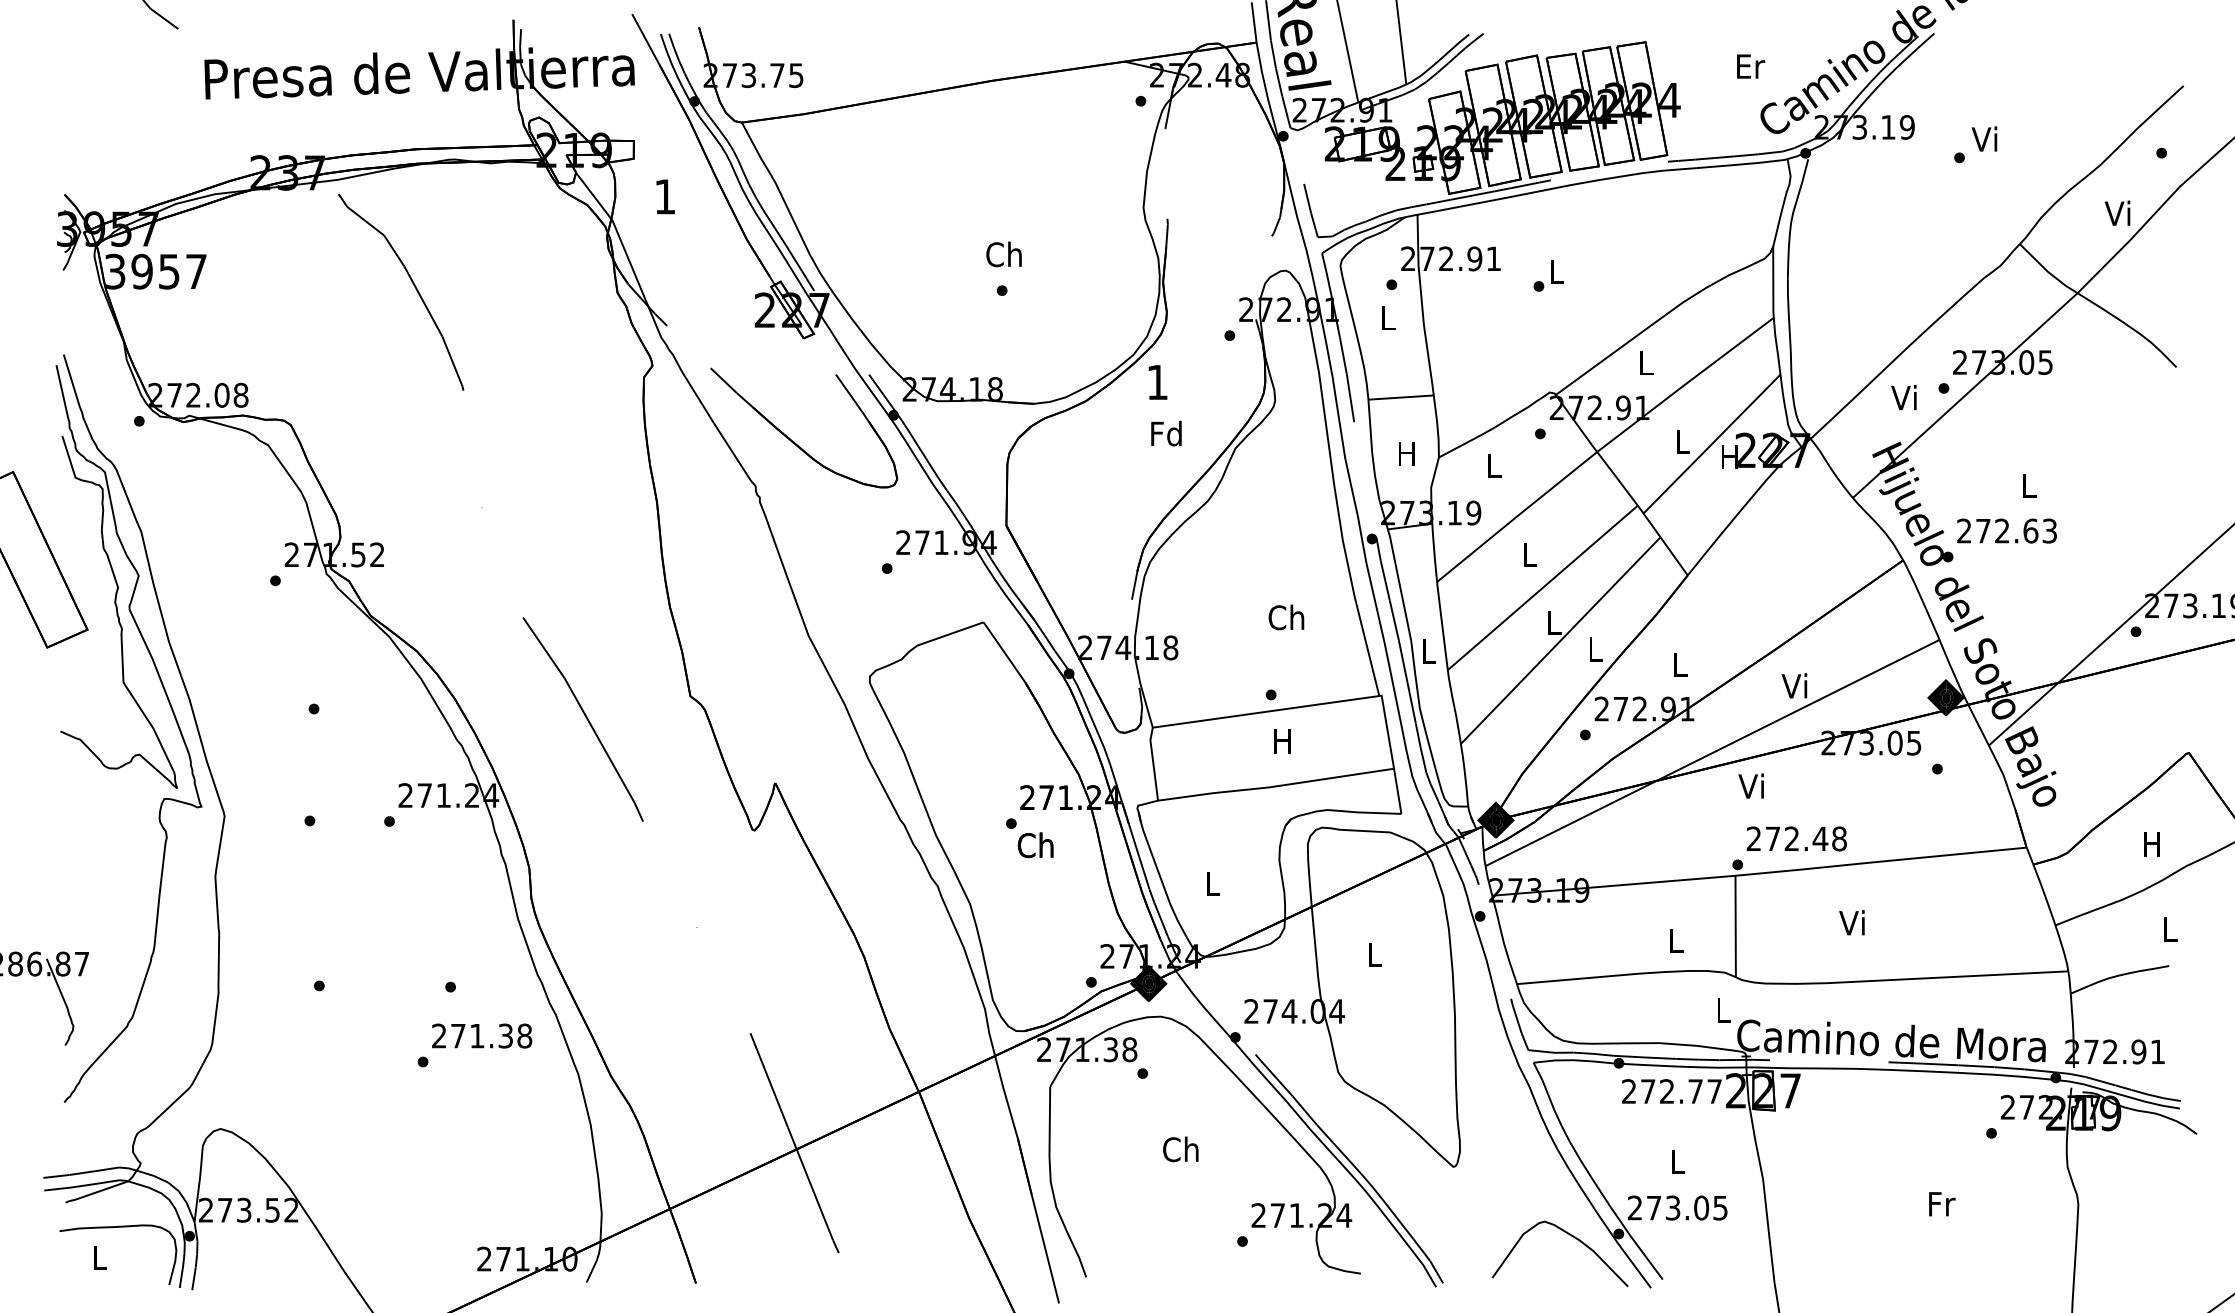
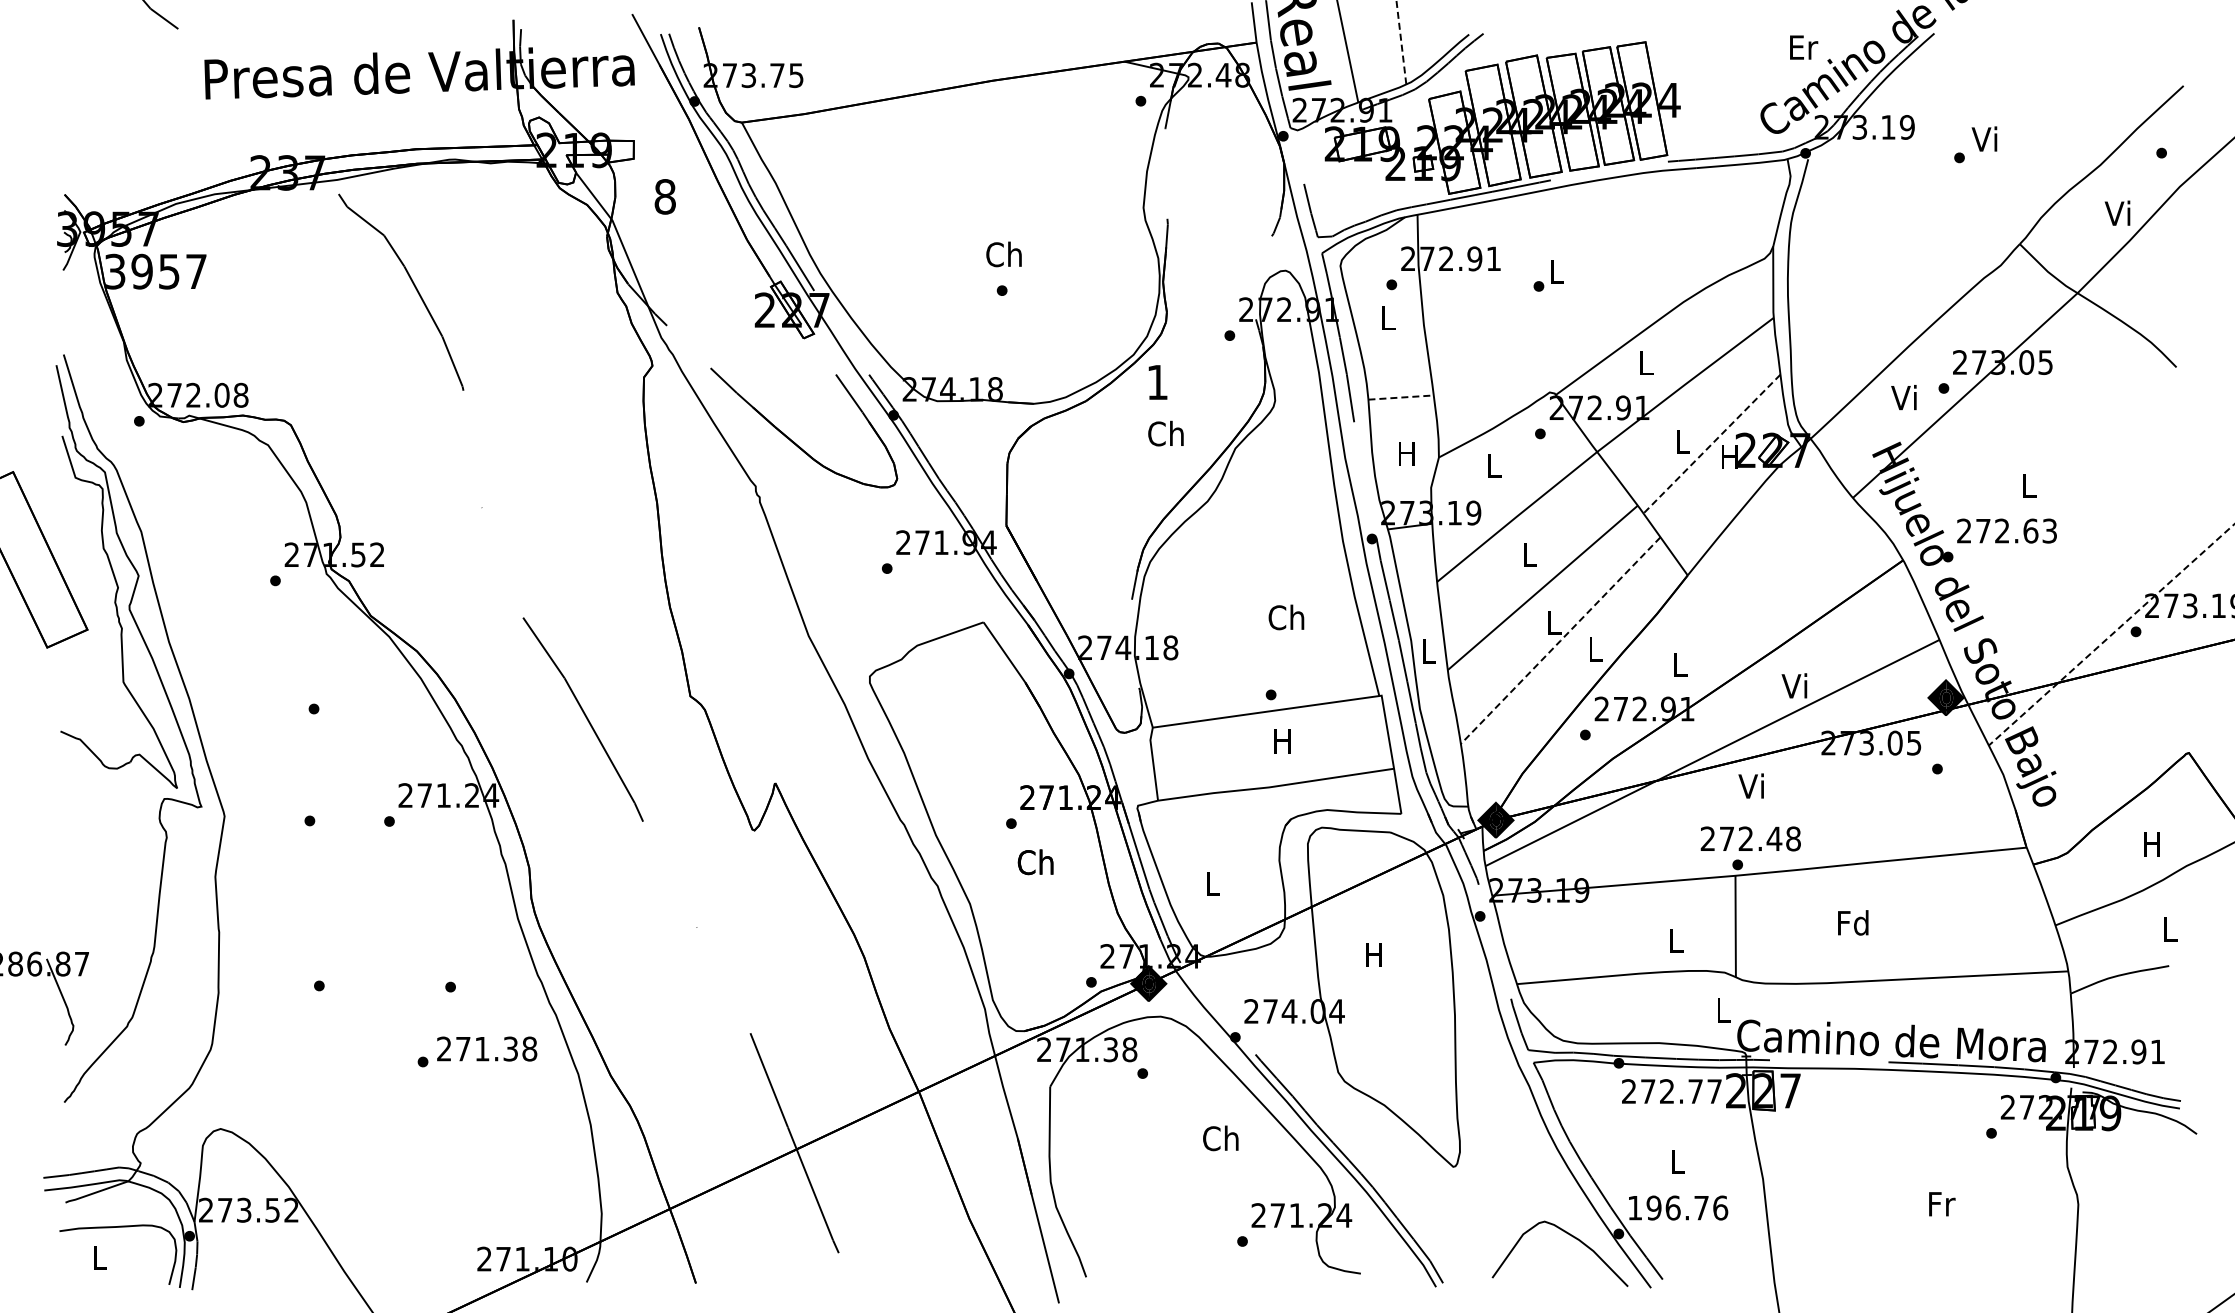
line: solid -> dashed (1401, 41)
text position: (1751, 66) -> (1804, 47) (1804, 47)
text: 1 -> 8 (664, 196)
line: solid -> dashed (1401, 397)
text: Fd -> Ch (1165, 433)
line: solid -> dashed (1712, 444)
line: solid -> dashed (2111, 634)
line: solid -> dashed (1560, 640)
text position: (1796, 838) -> (1750, 838) (1750, 838)
text position: (1035, 845) -> (1035, 862) (1035, 862)
text: Vi -> Fd (1853, 922)
text: L -> H (1373, 954)
text position: (482, 1035) -> (487, 1048) (487, 1048)
text position: (1180, 1149) -> (1220, 1138) (1220, 1138)
text: 273.05 -> 196.76 (1677, 1207)
